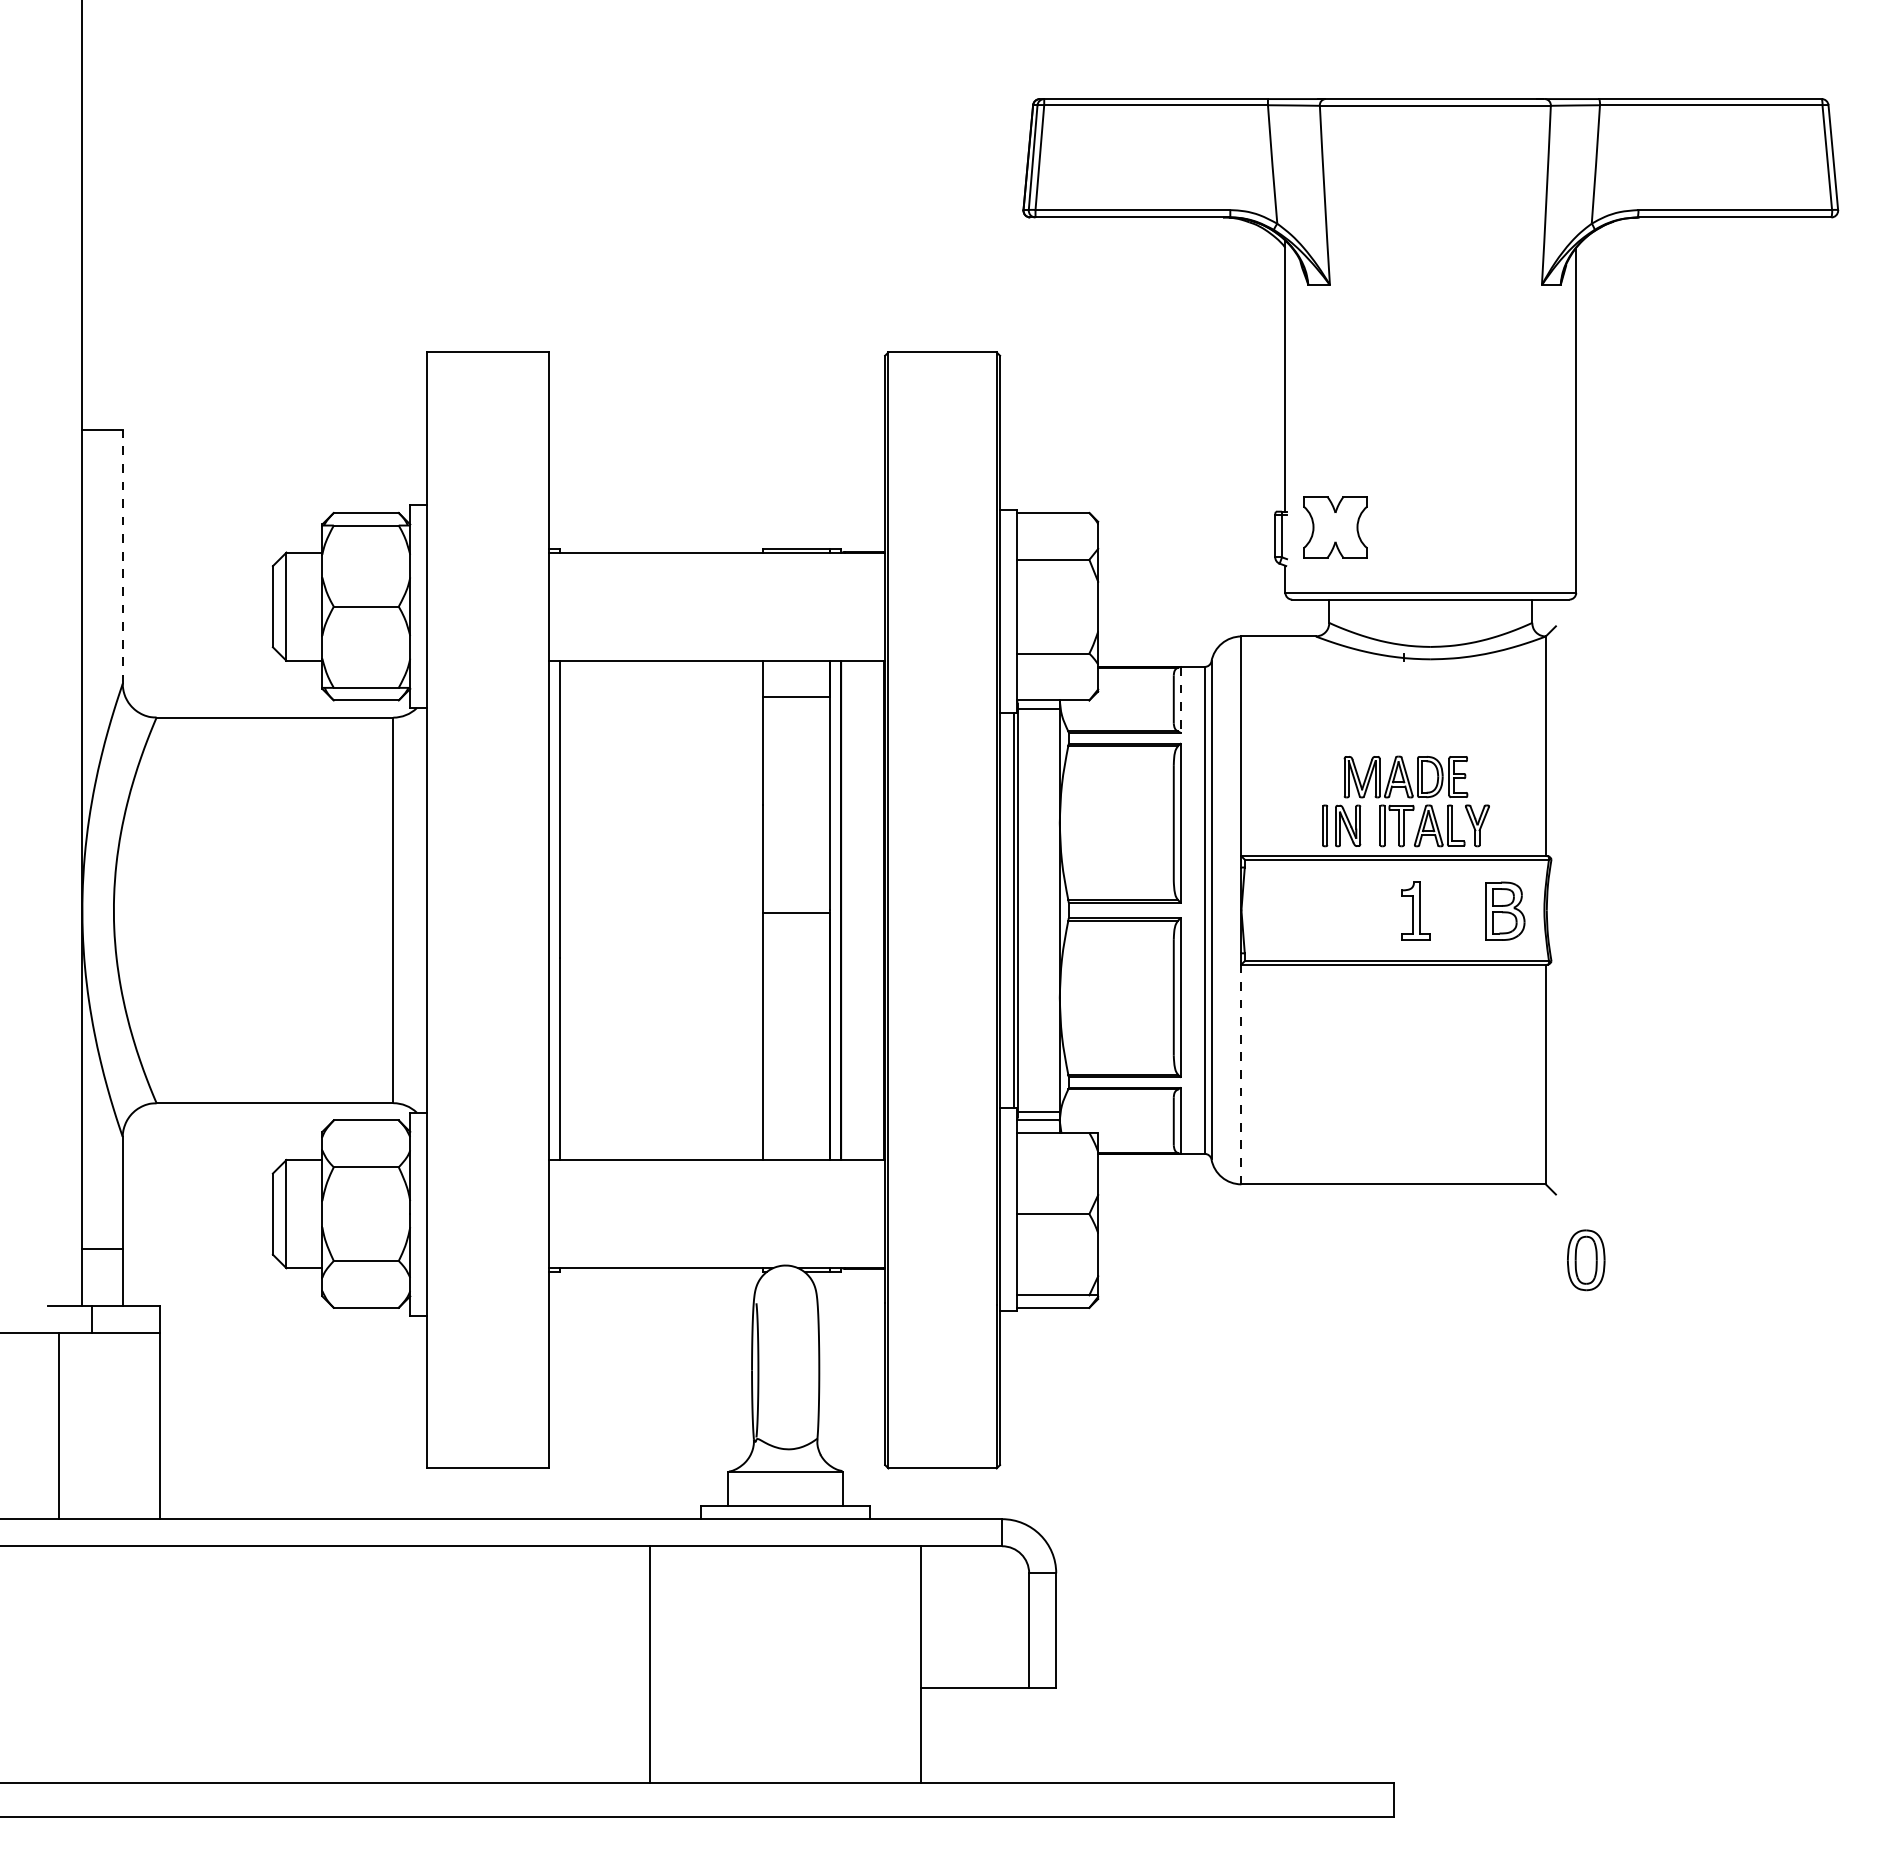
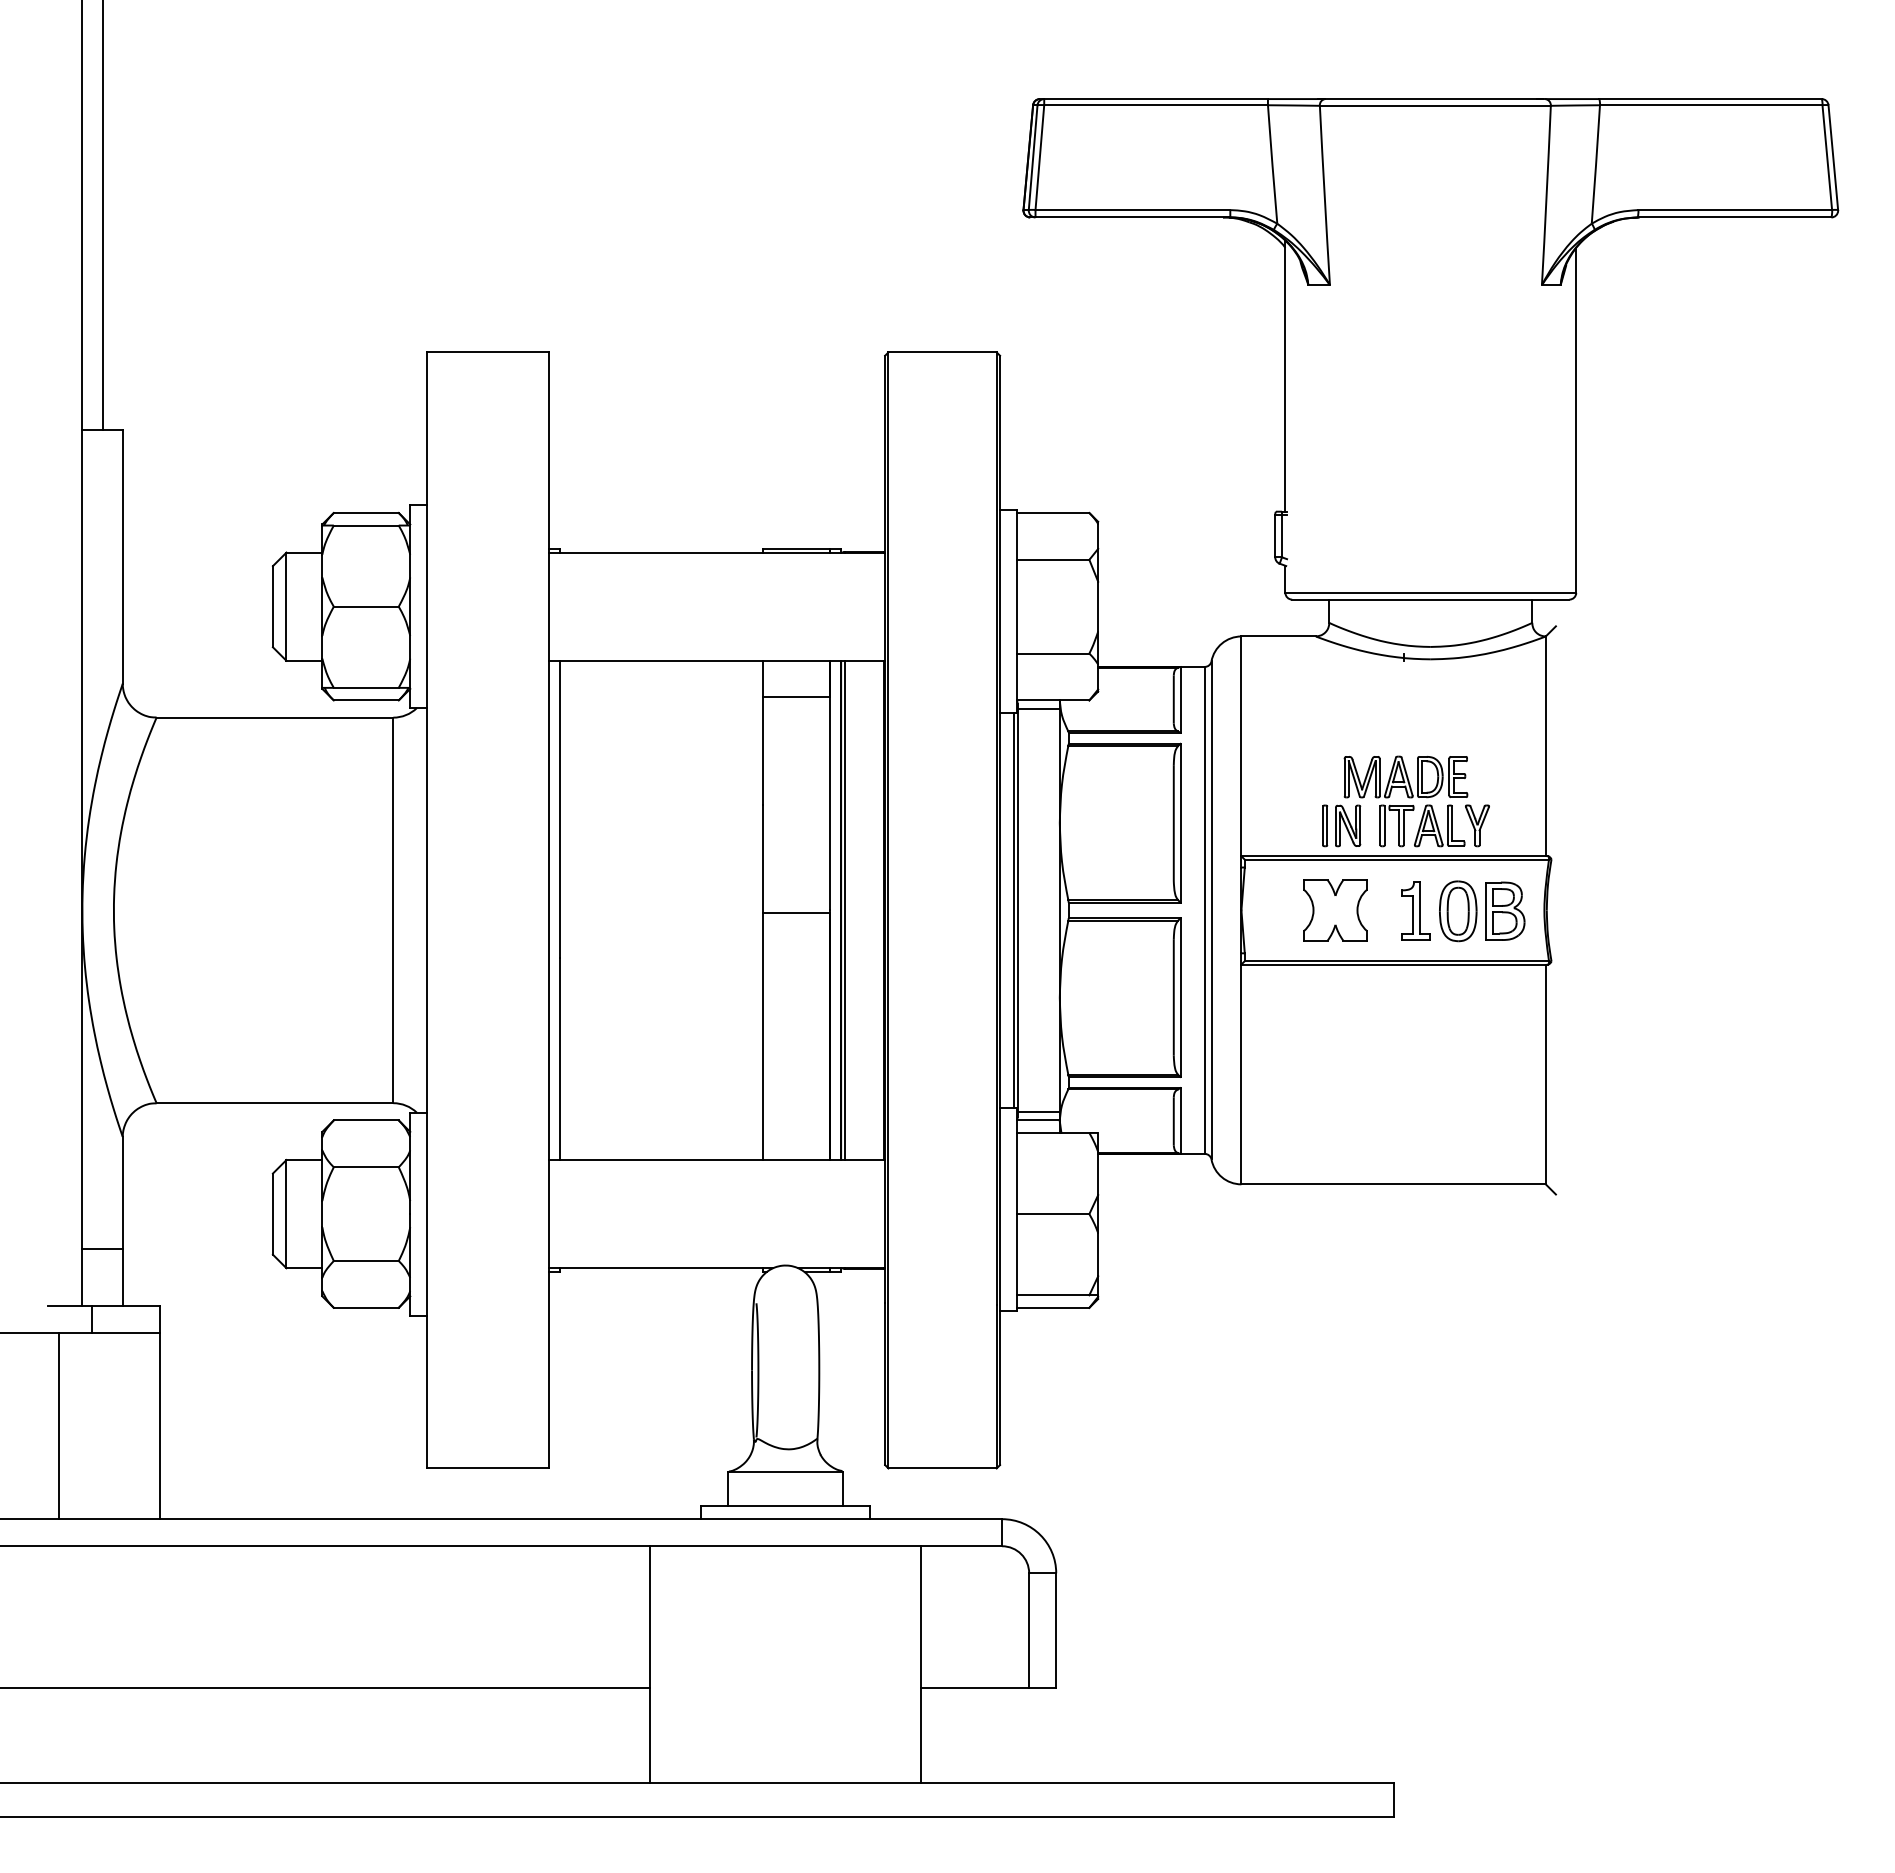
line: none -> present (102, 216)
part position: (1335, 527) -> (1335, 910) (1335, 910)
line: dashed -> solid (122, 556)
line: dashed -> solid (1180, 699)
line: none -> present (844, 910)
line: dashed -> solid (1241, 1074)
part position: (1586, 1260) -> (1458, 911) (1458, 911)
line: none -> present (326, 1688)
